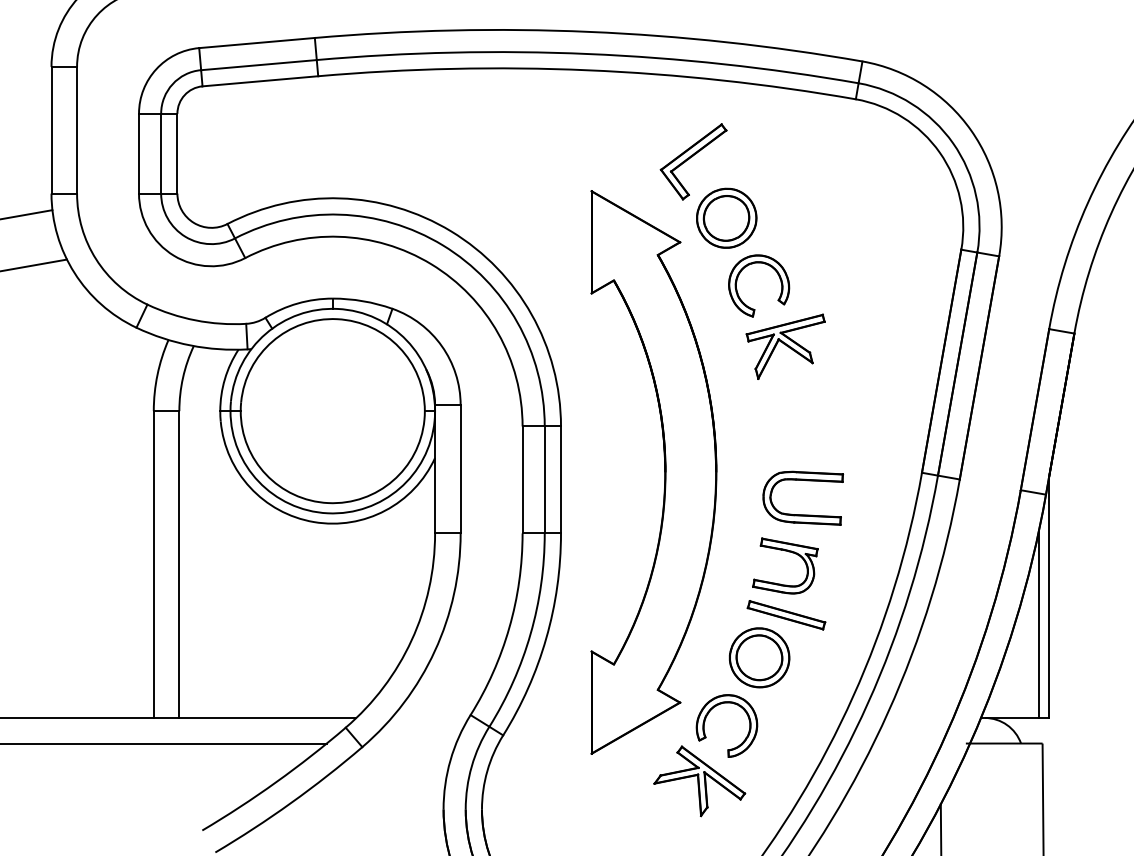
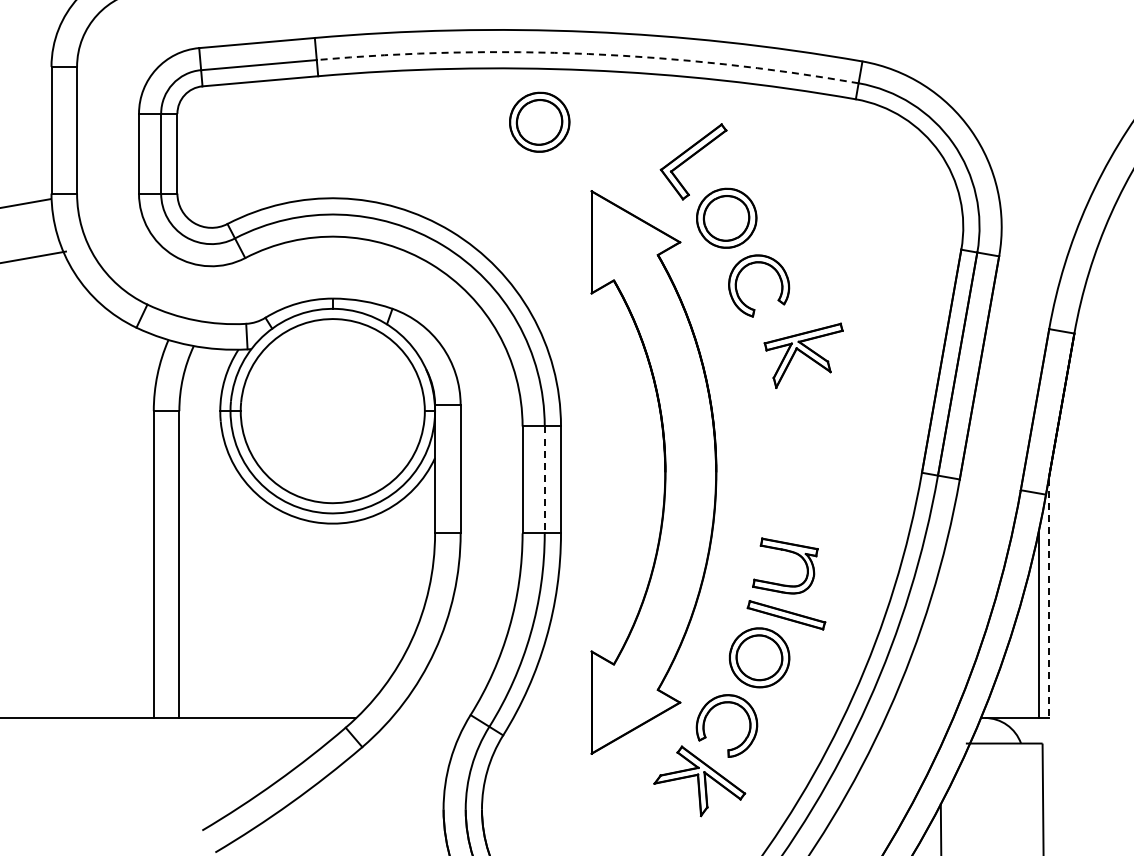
arc: solid -> dashed (588, 54)
part: none -> present (539, 121)
line position: (27, 214) -> (26, 203) (26, 203)
line position: (34, 264) -> (34, 256) (34, 256)
part position: (785, 346) -> (803, 355) (803, 355)
line: solid -> dashed (544, 480)
part: present -> none (806, 481)
line: solid -> dashed (1048, 598)
line: present -> none (164, 743)
